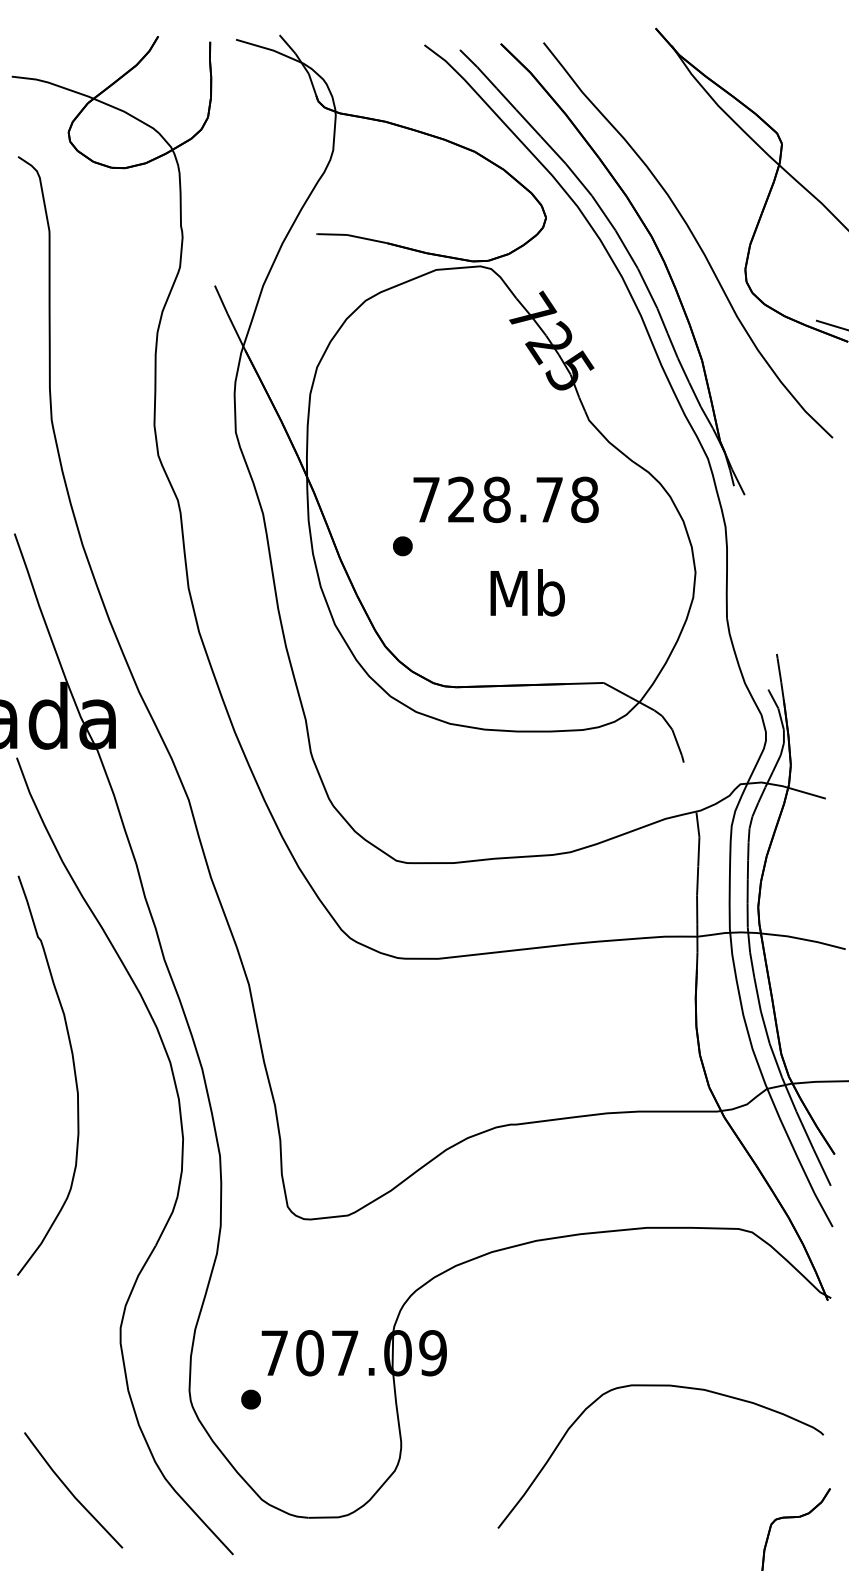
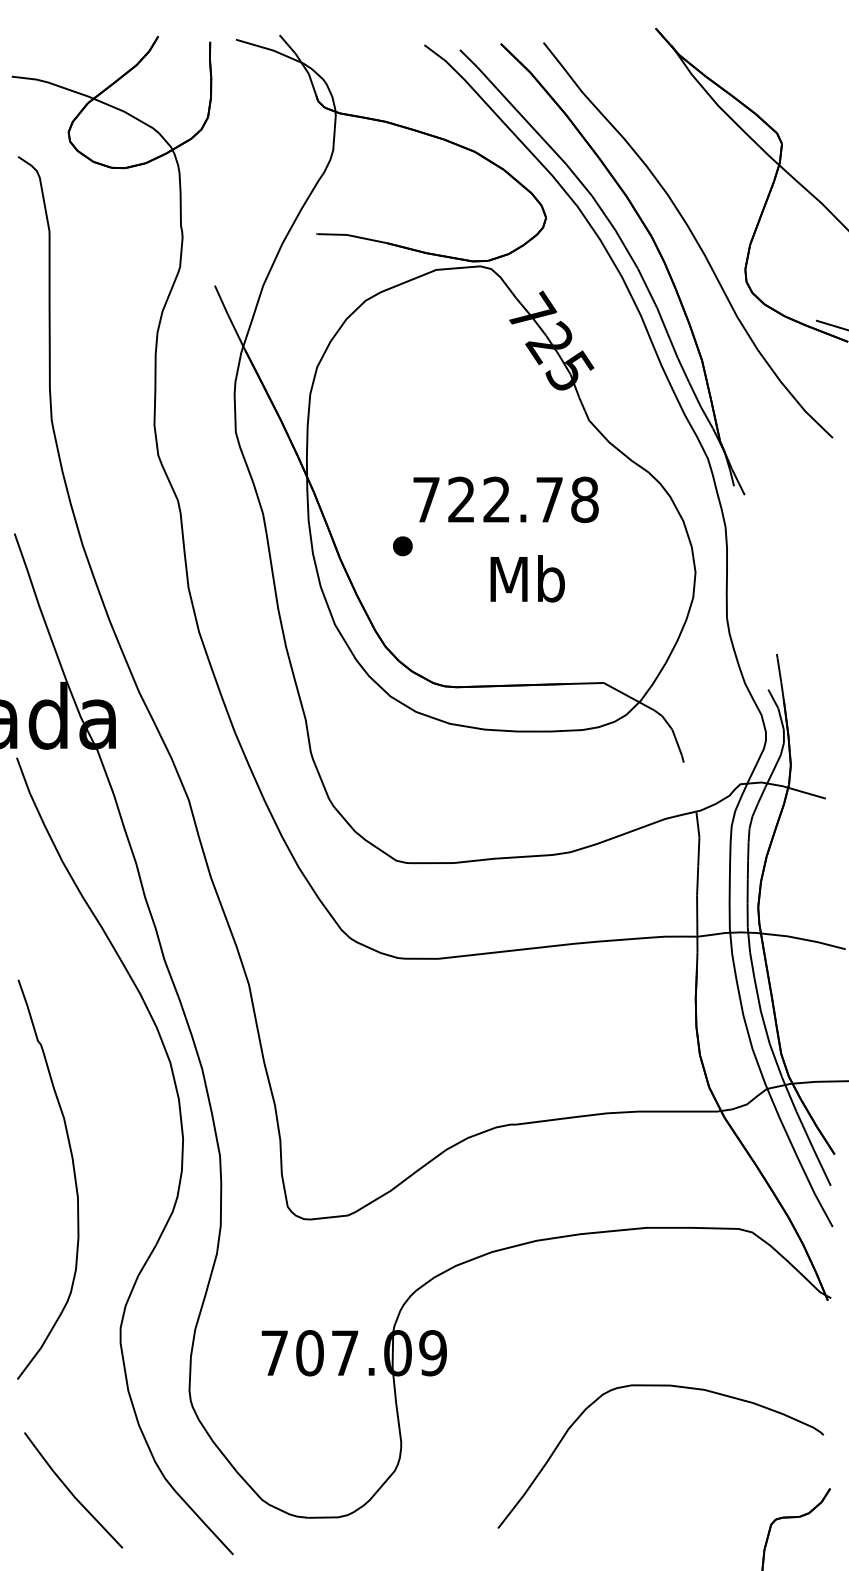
text: 728.78 -> 722.78 (496, 499)
text position: (527, 592) -> (527, 578) (527, 578)
curve position: (73, 1070) -> (73, 1174) (73, 1174)
part: present -> none (250, 1399)
